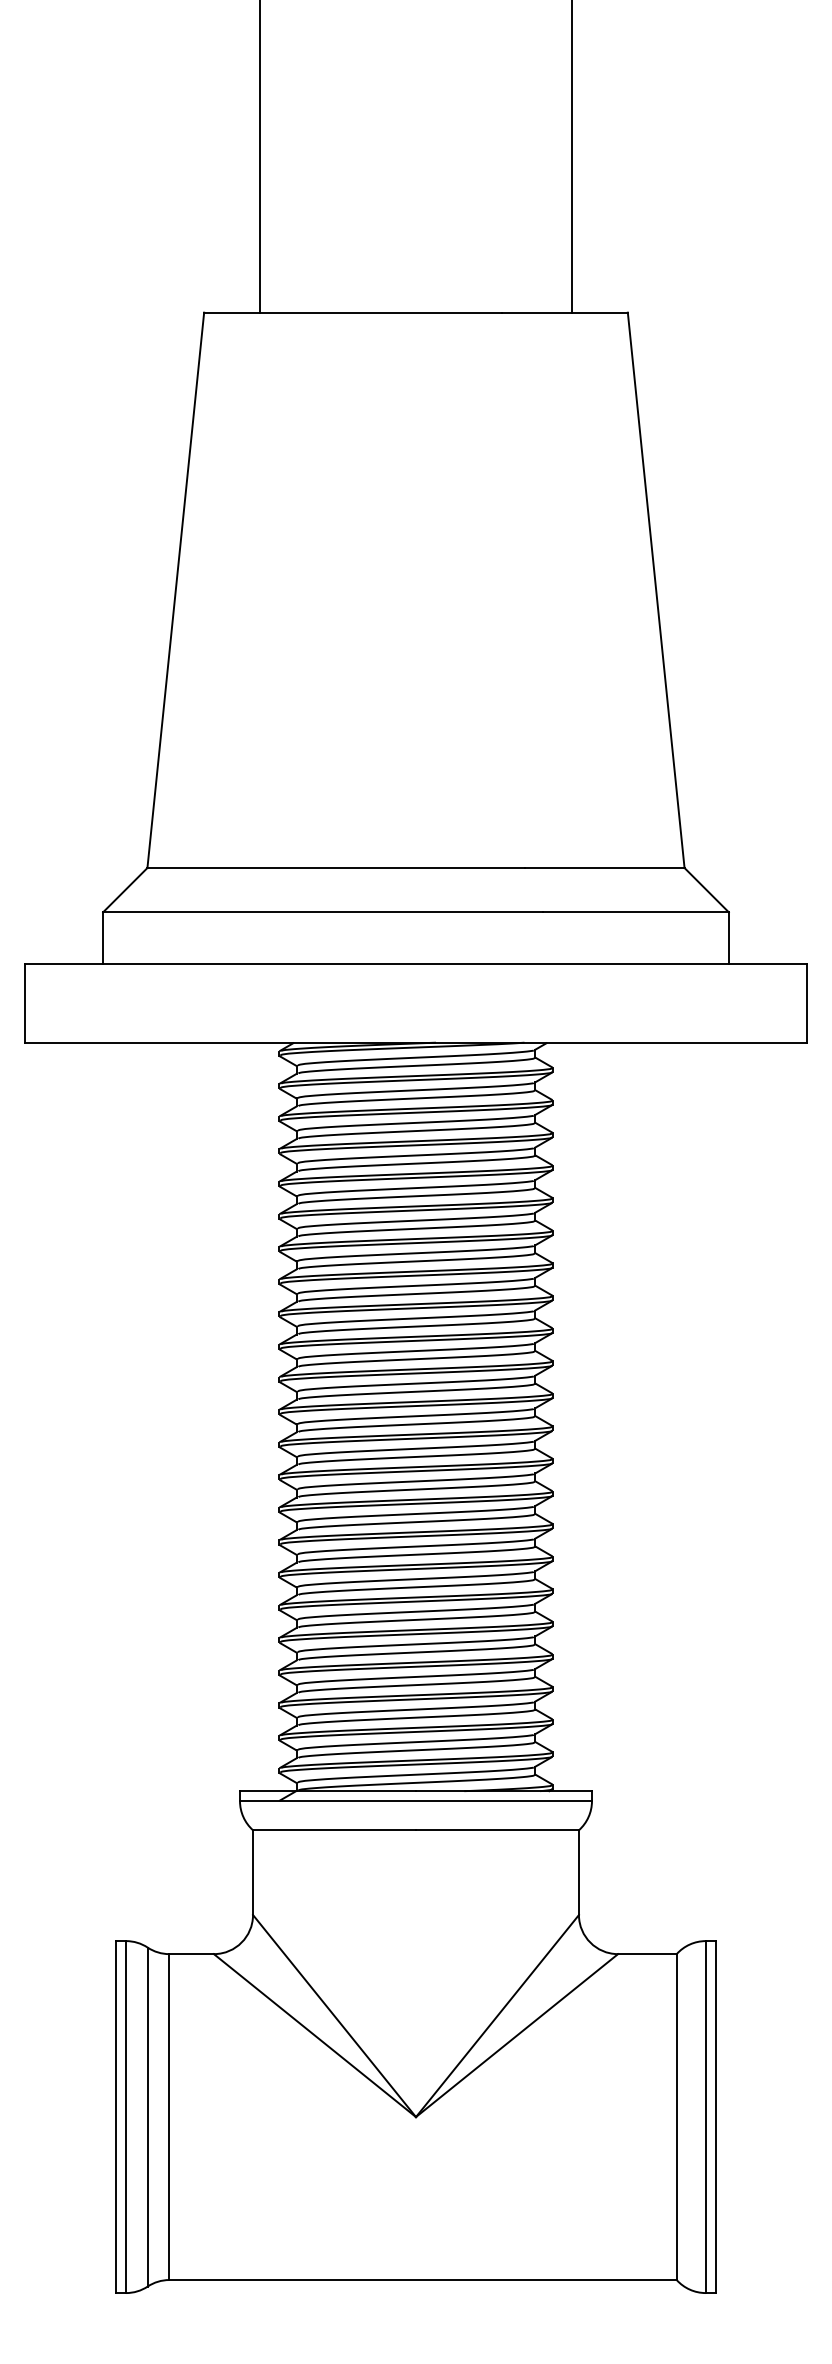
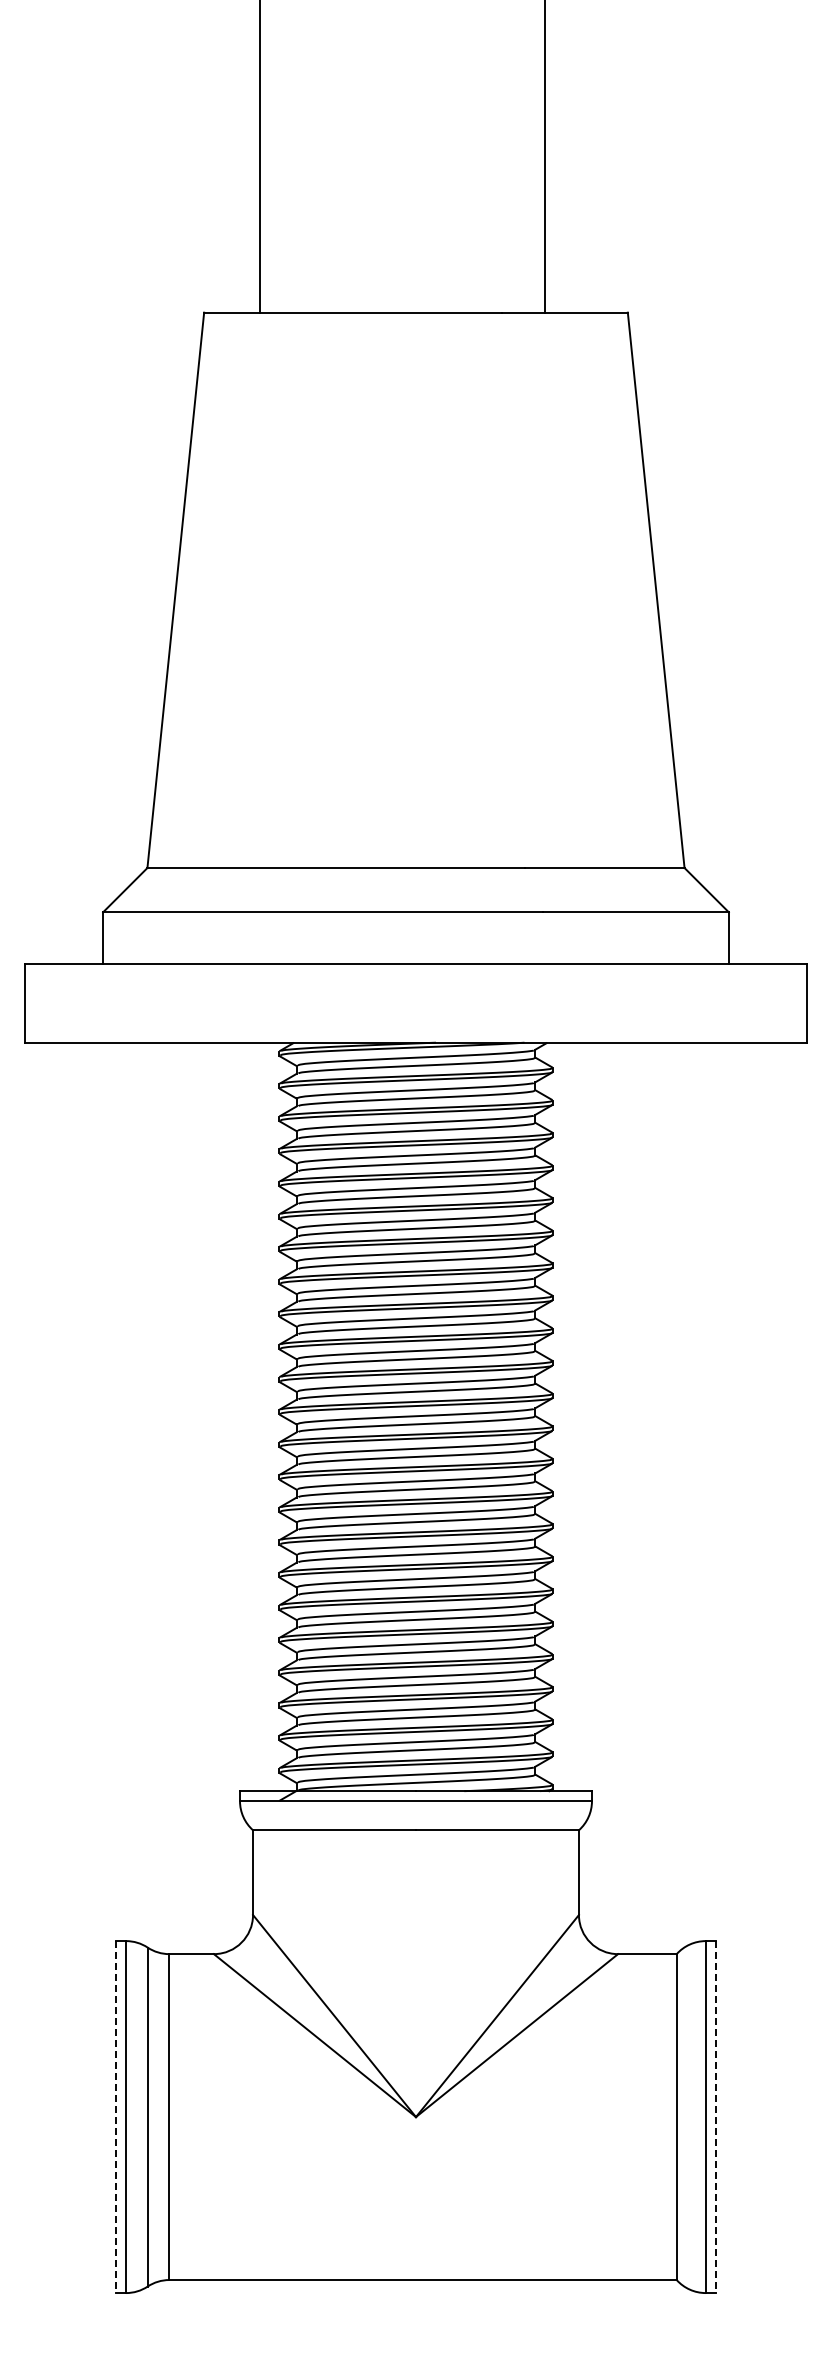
line position: (572, 157) -> (545, 157) (545, 157)
line: solid -> dashed (116, 2117)
line: solid -> dashed (715, 2117)
